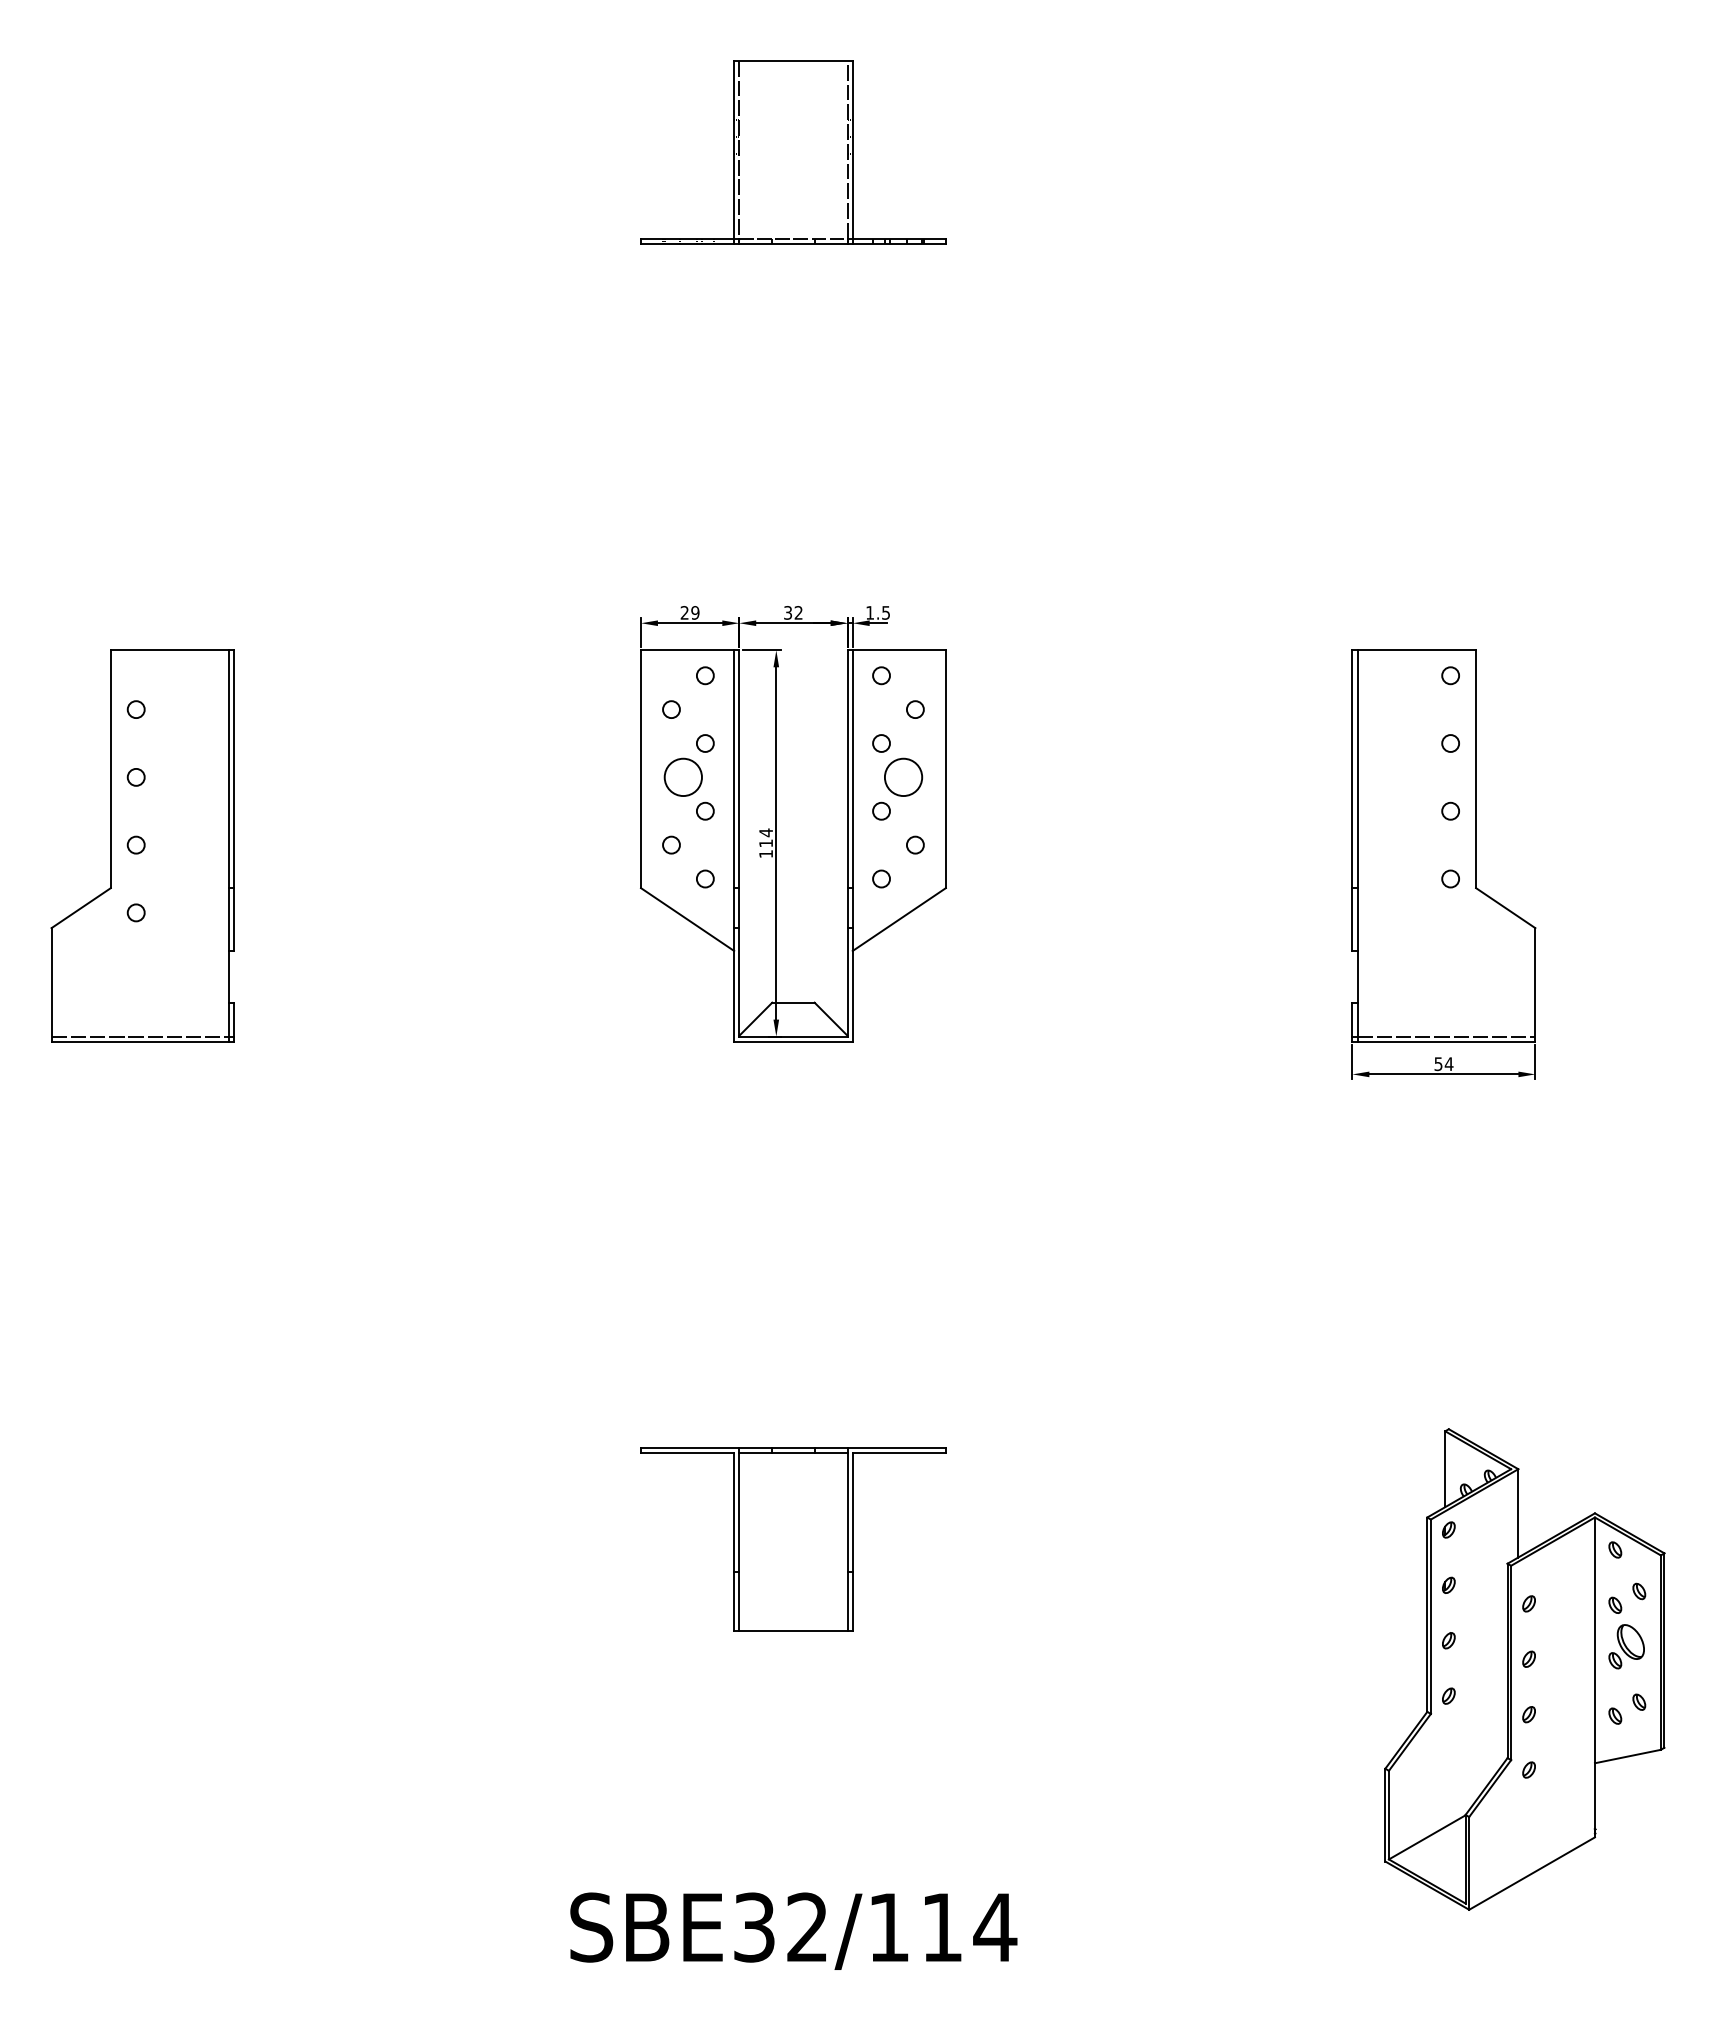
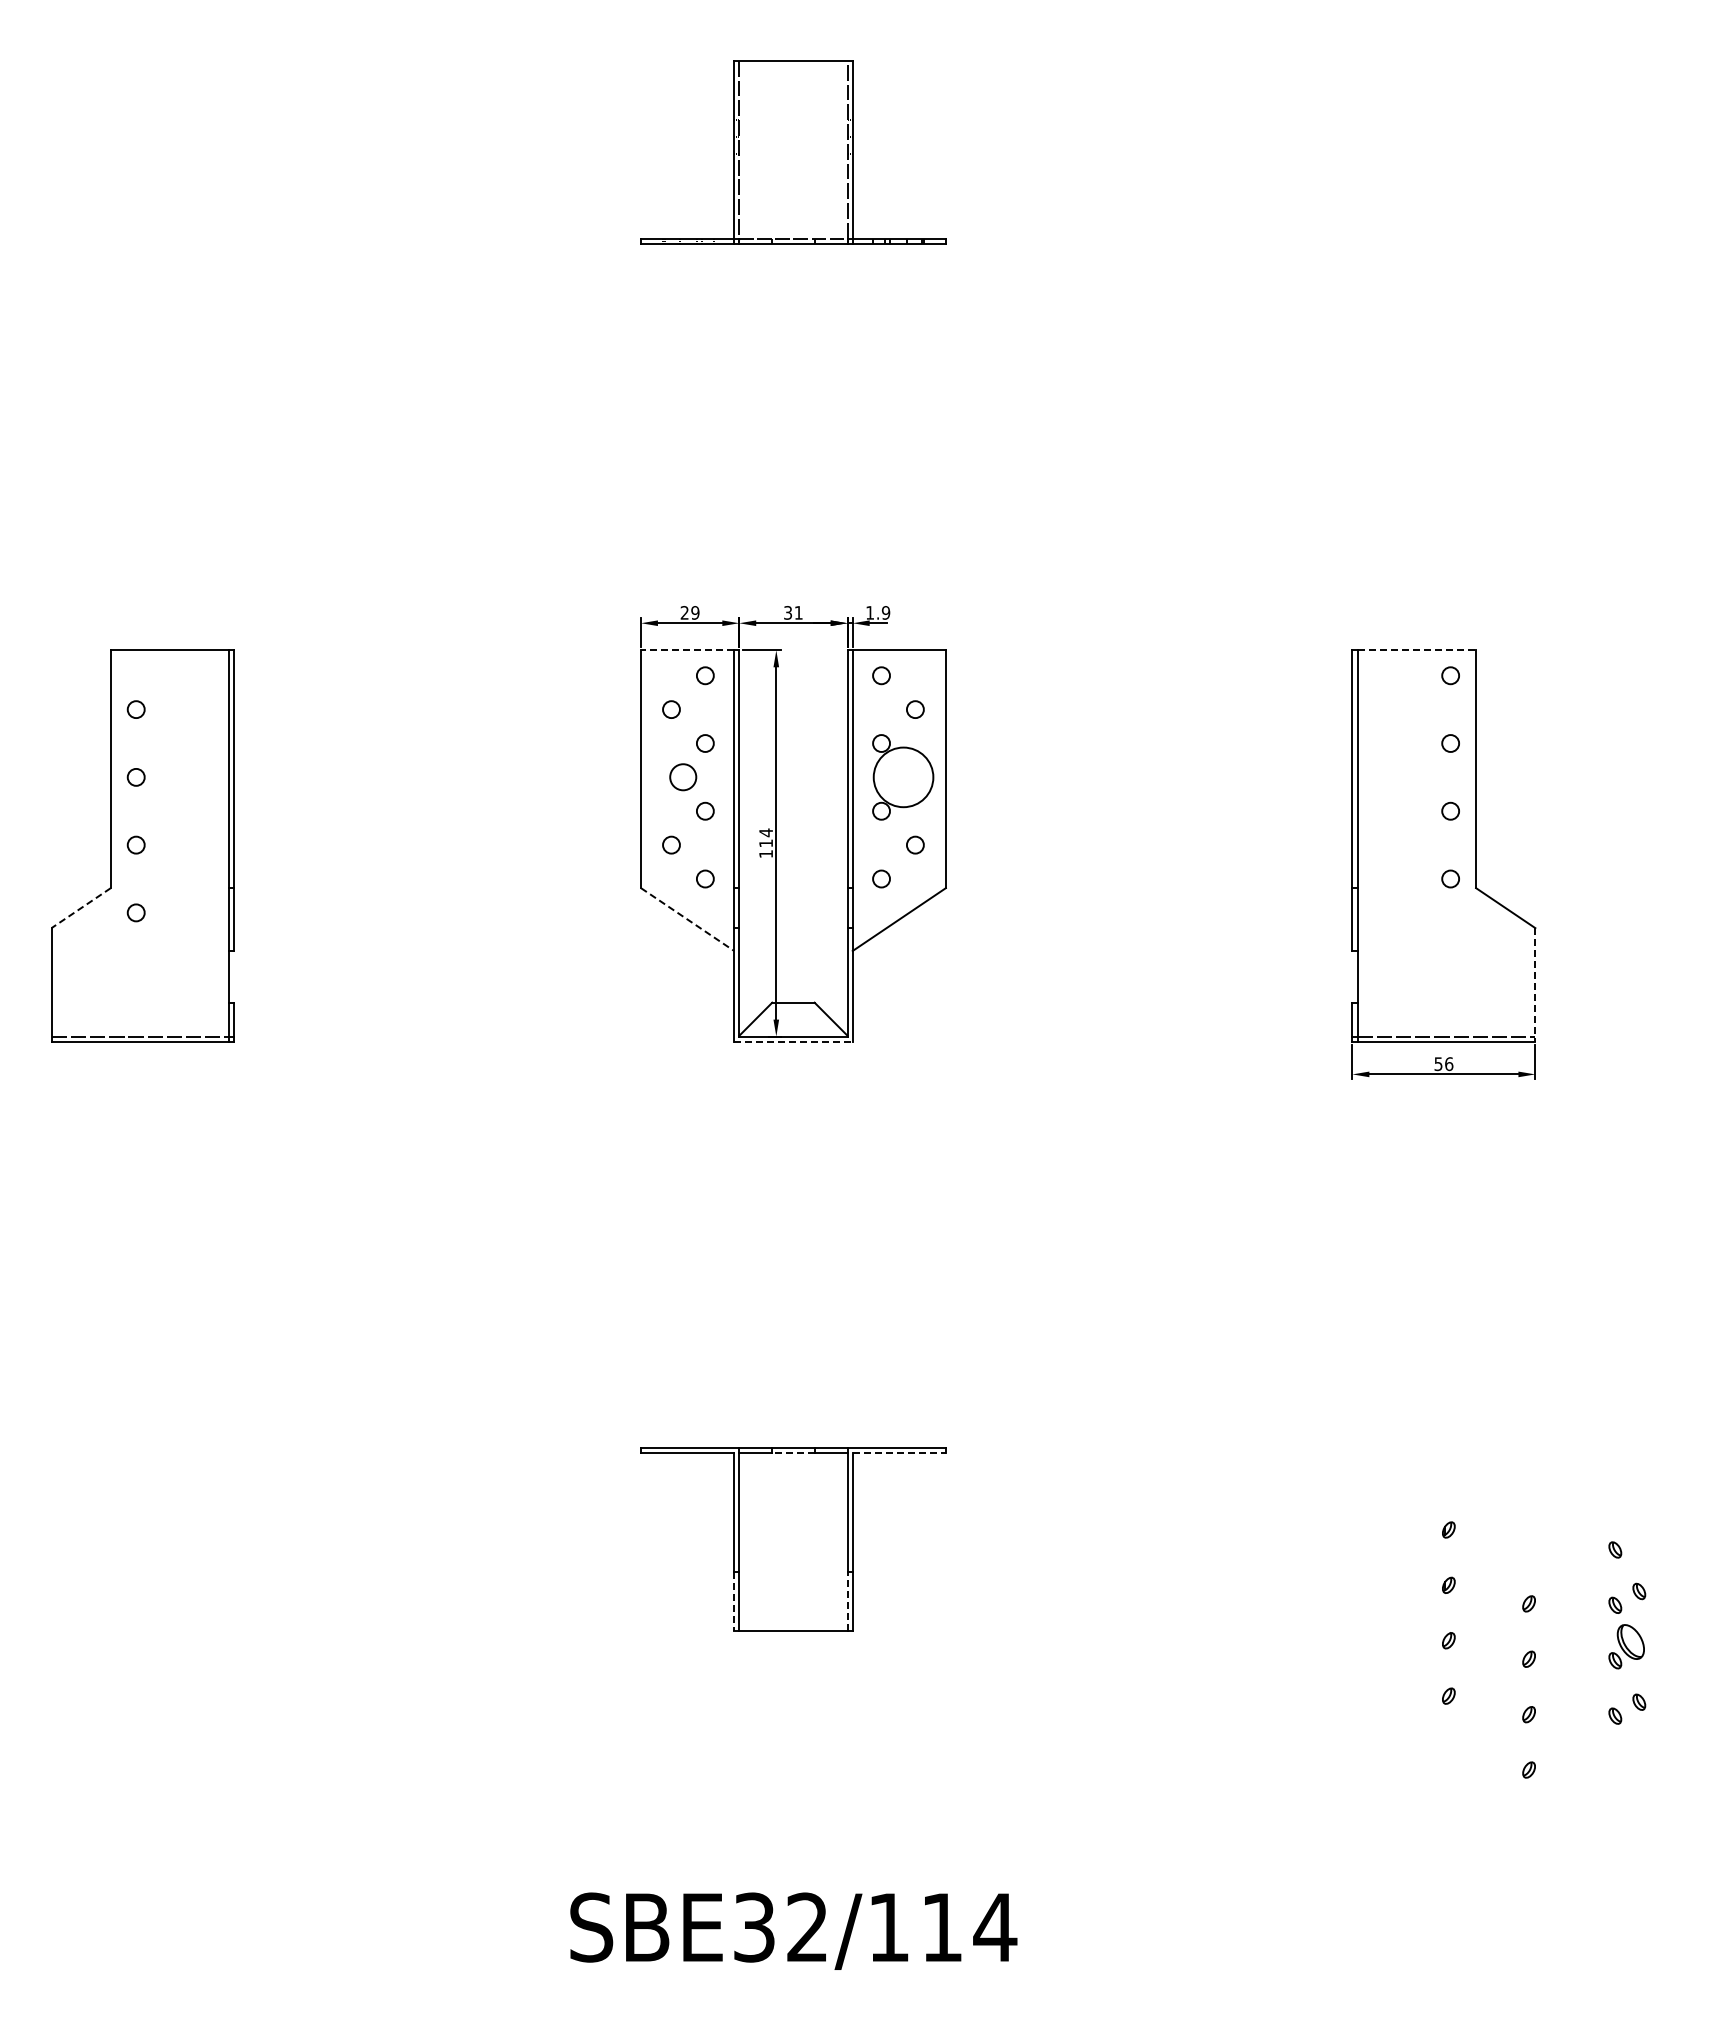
text: 32 -> 31 (798, 612)
text: 1.5 -> 1.9 (885, 612)
line: solid -> dashed (687, 650)
line: solid -> dashed (1417, 650)
circle size: 40x40 px -> 29x29 px (683, 777)
circle diameter: 37 px -> 60 px (903, 777)
line: solid -> dashed (81, 908)
line: solid -> dashed (688, 919)
line: solid -> dashed (1535, 984)
line: solid -> dashed (793, 1041)
text: 54 -> 56 (1448, 1064)
line: solid -> dashed (792, 1453)
line: solid -> dashed (899, 1453)
line: solid -> dashed (734, 1601)
line: solid -> dashed (847, 1601)
part: present -> none (1524, 1669)
